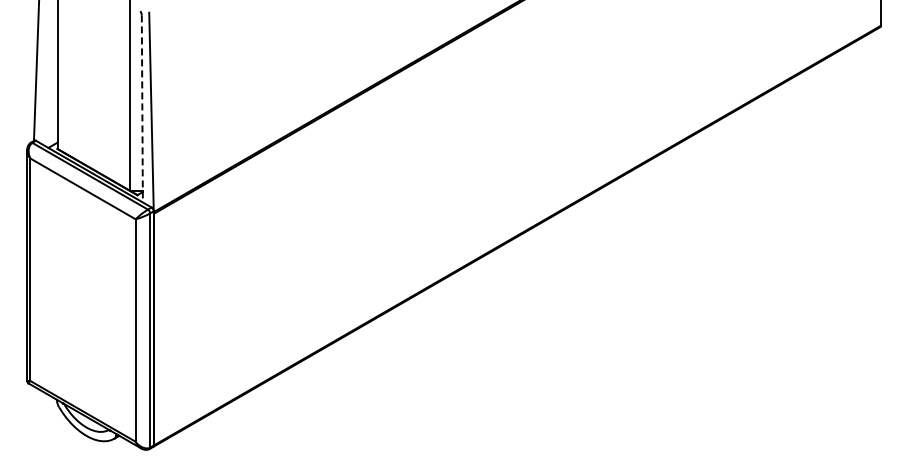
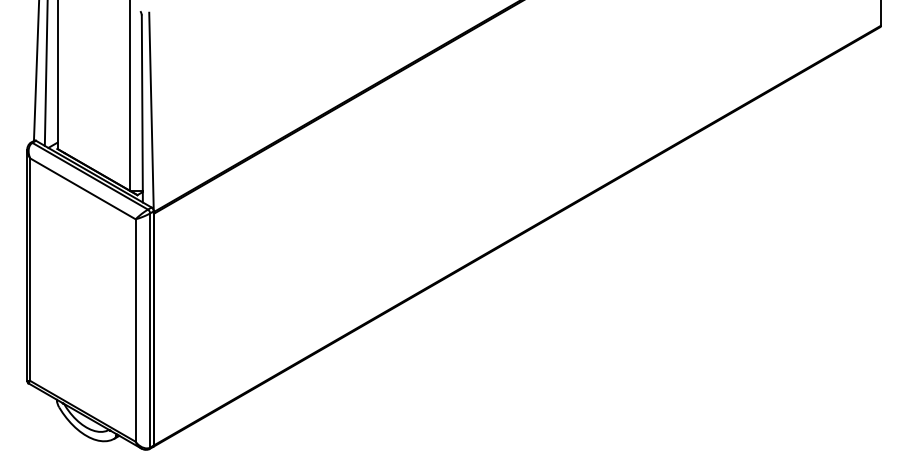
line: none -> present (45, 73)
line: dashed -> solid (142, 108)
